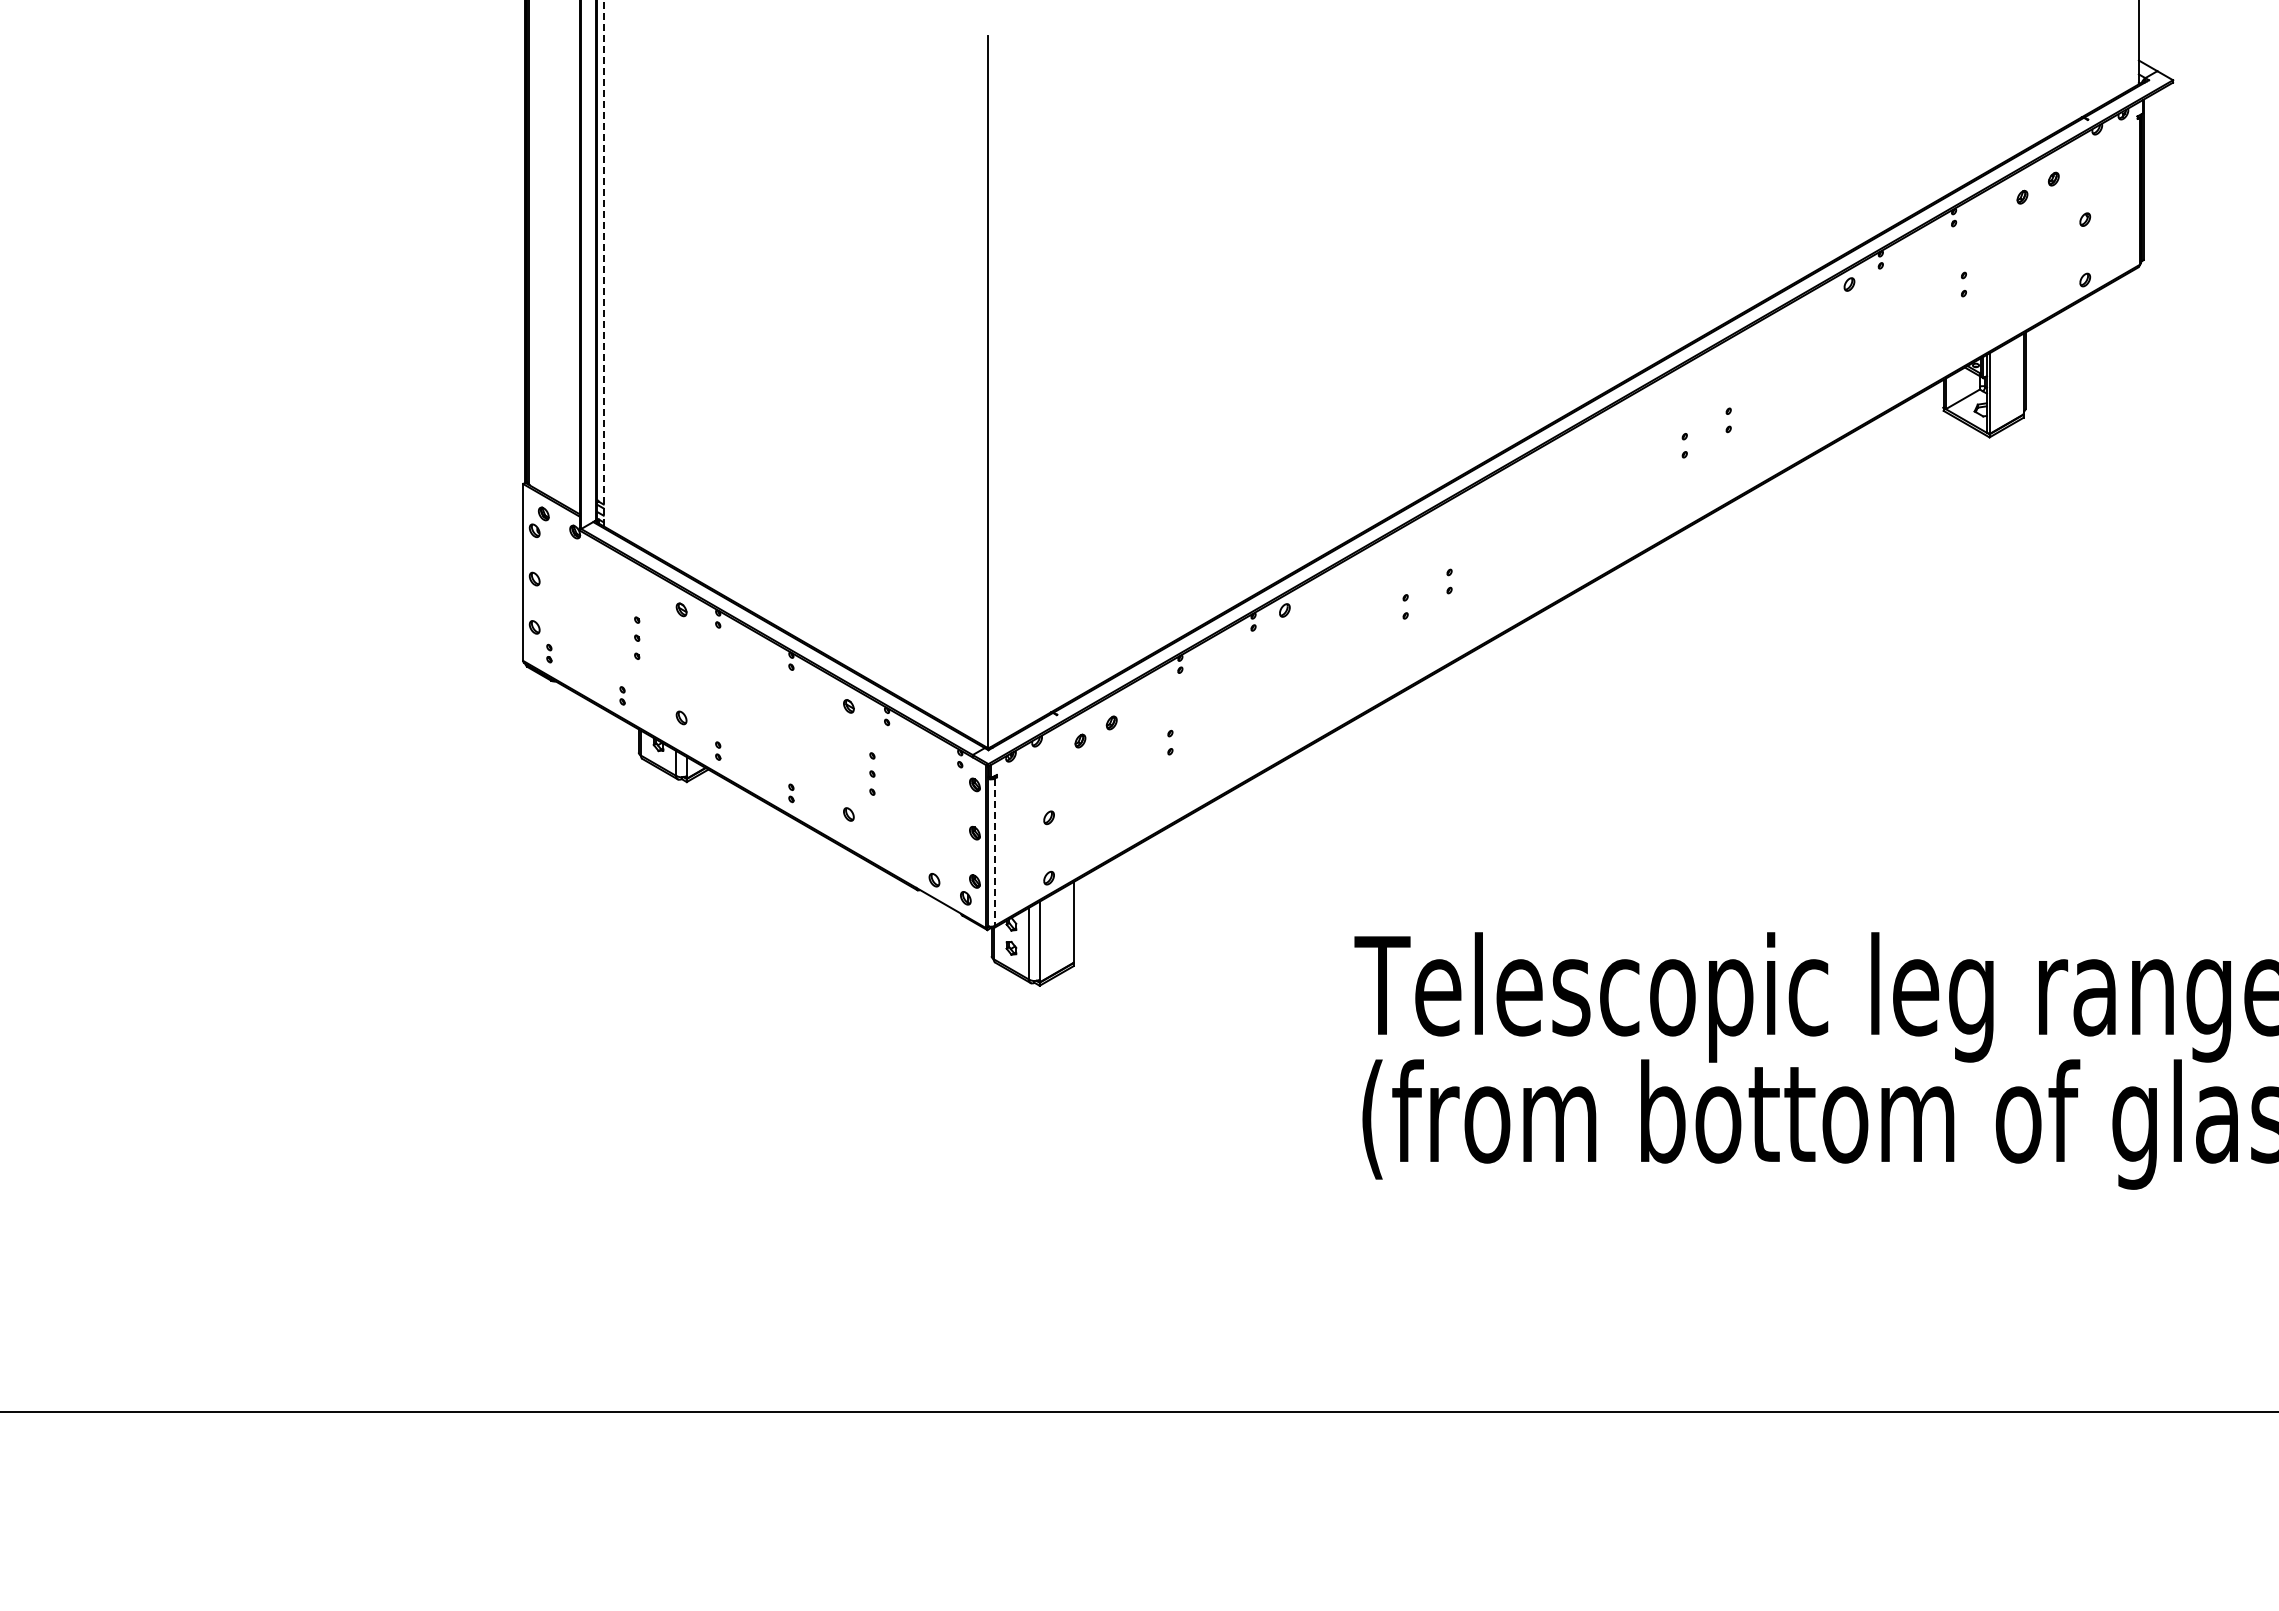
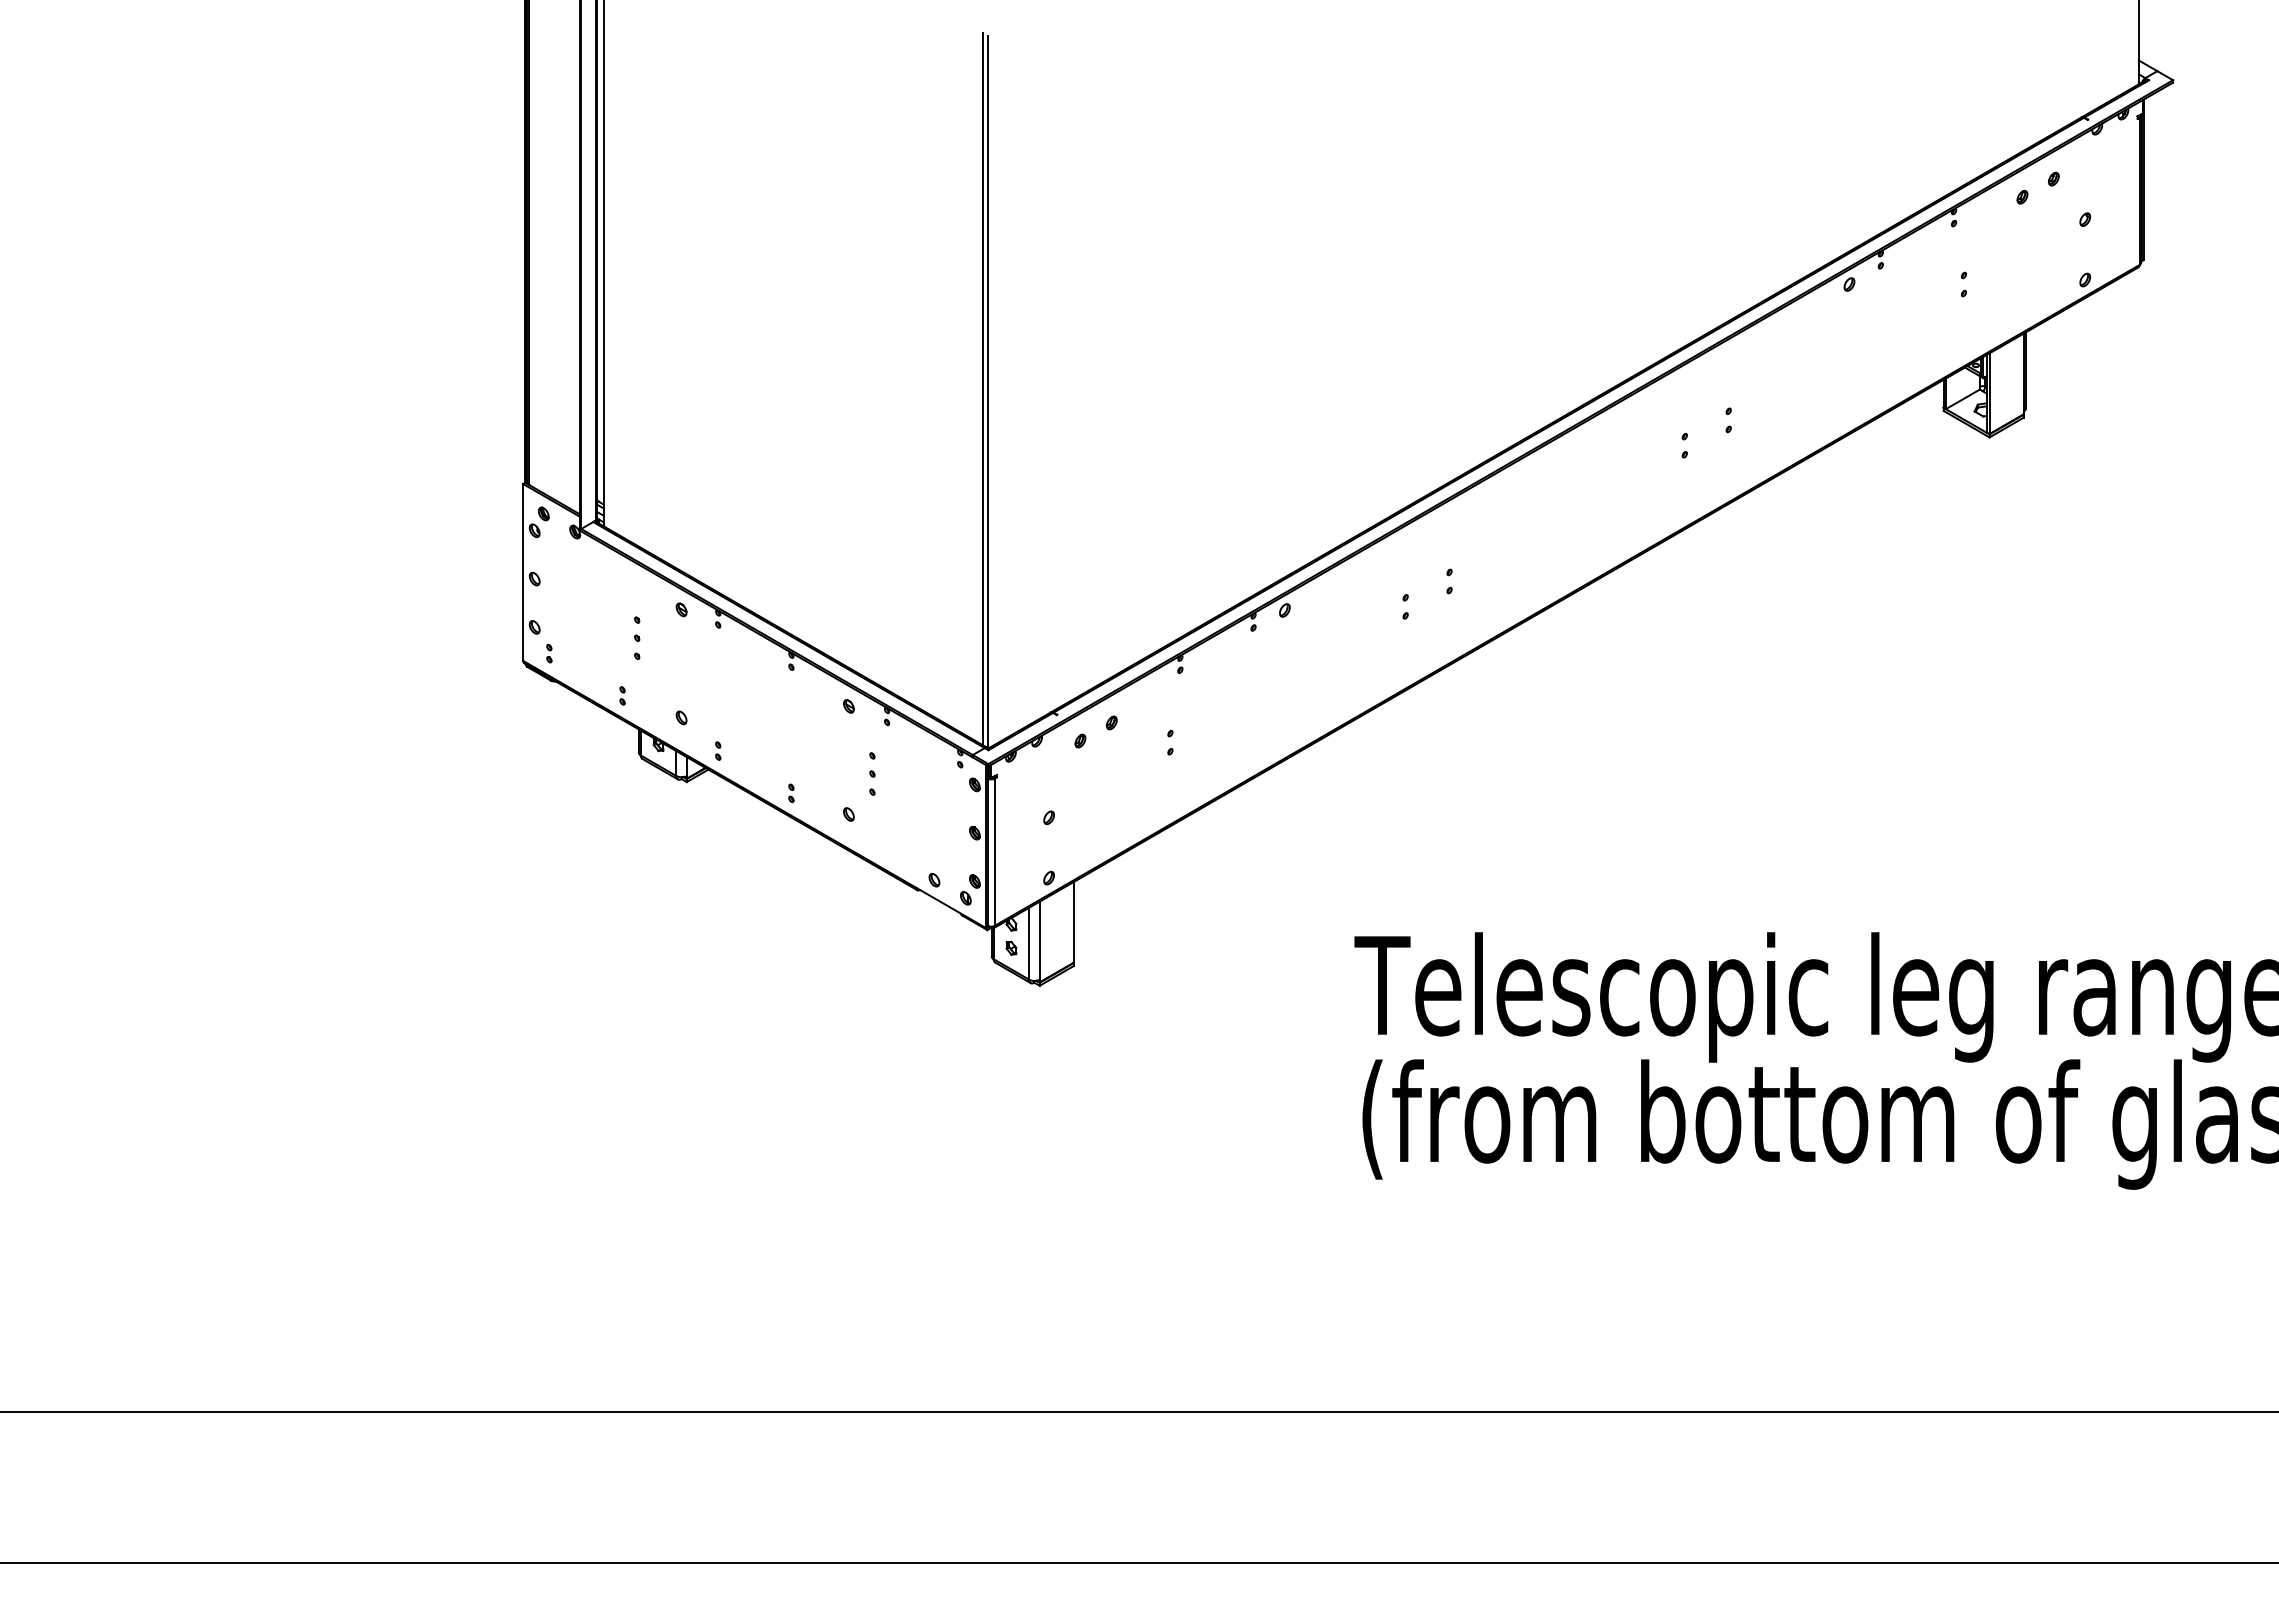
line: dashed -> solid (603, 263)
line: none -> present (982, 388)
line: dashed -> solid (994, 852)
line: none -> present (1138, 1562)
